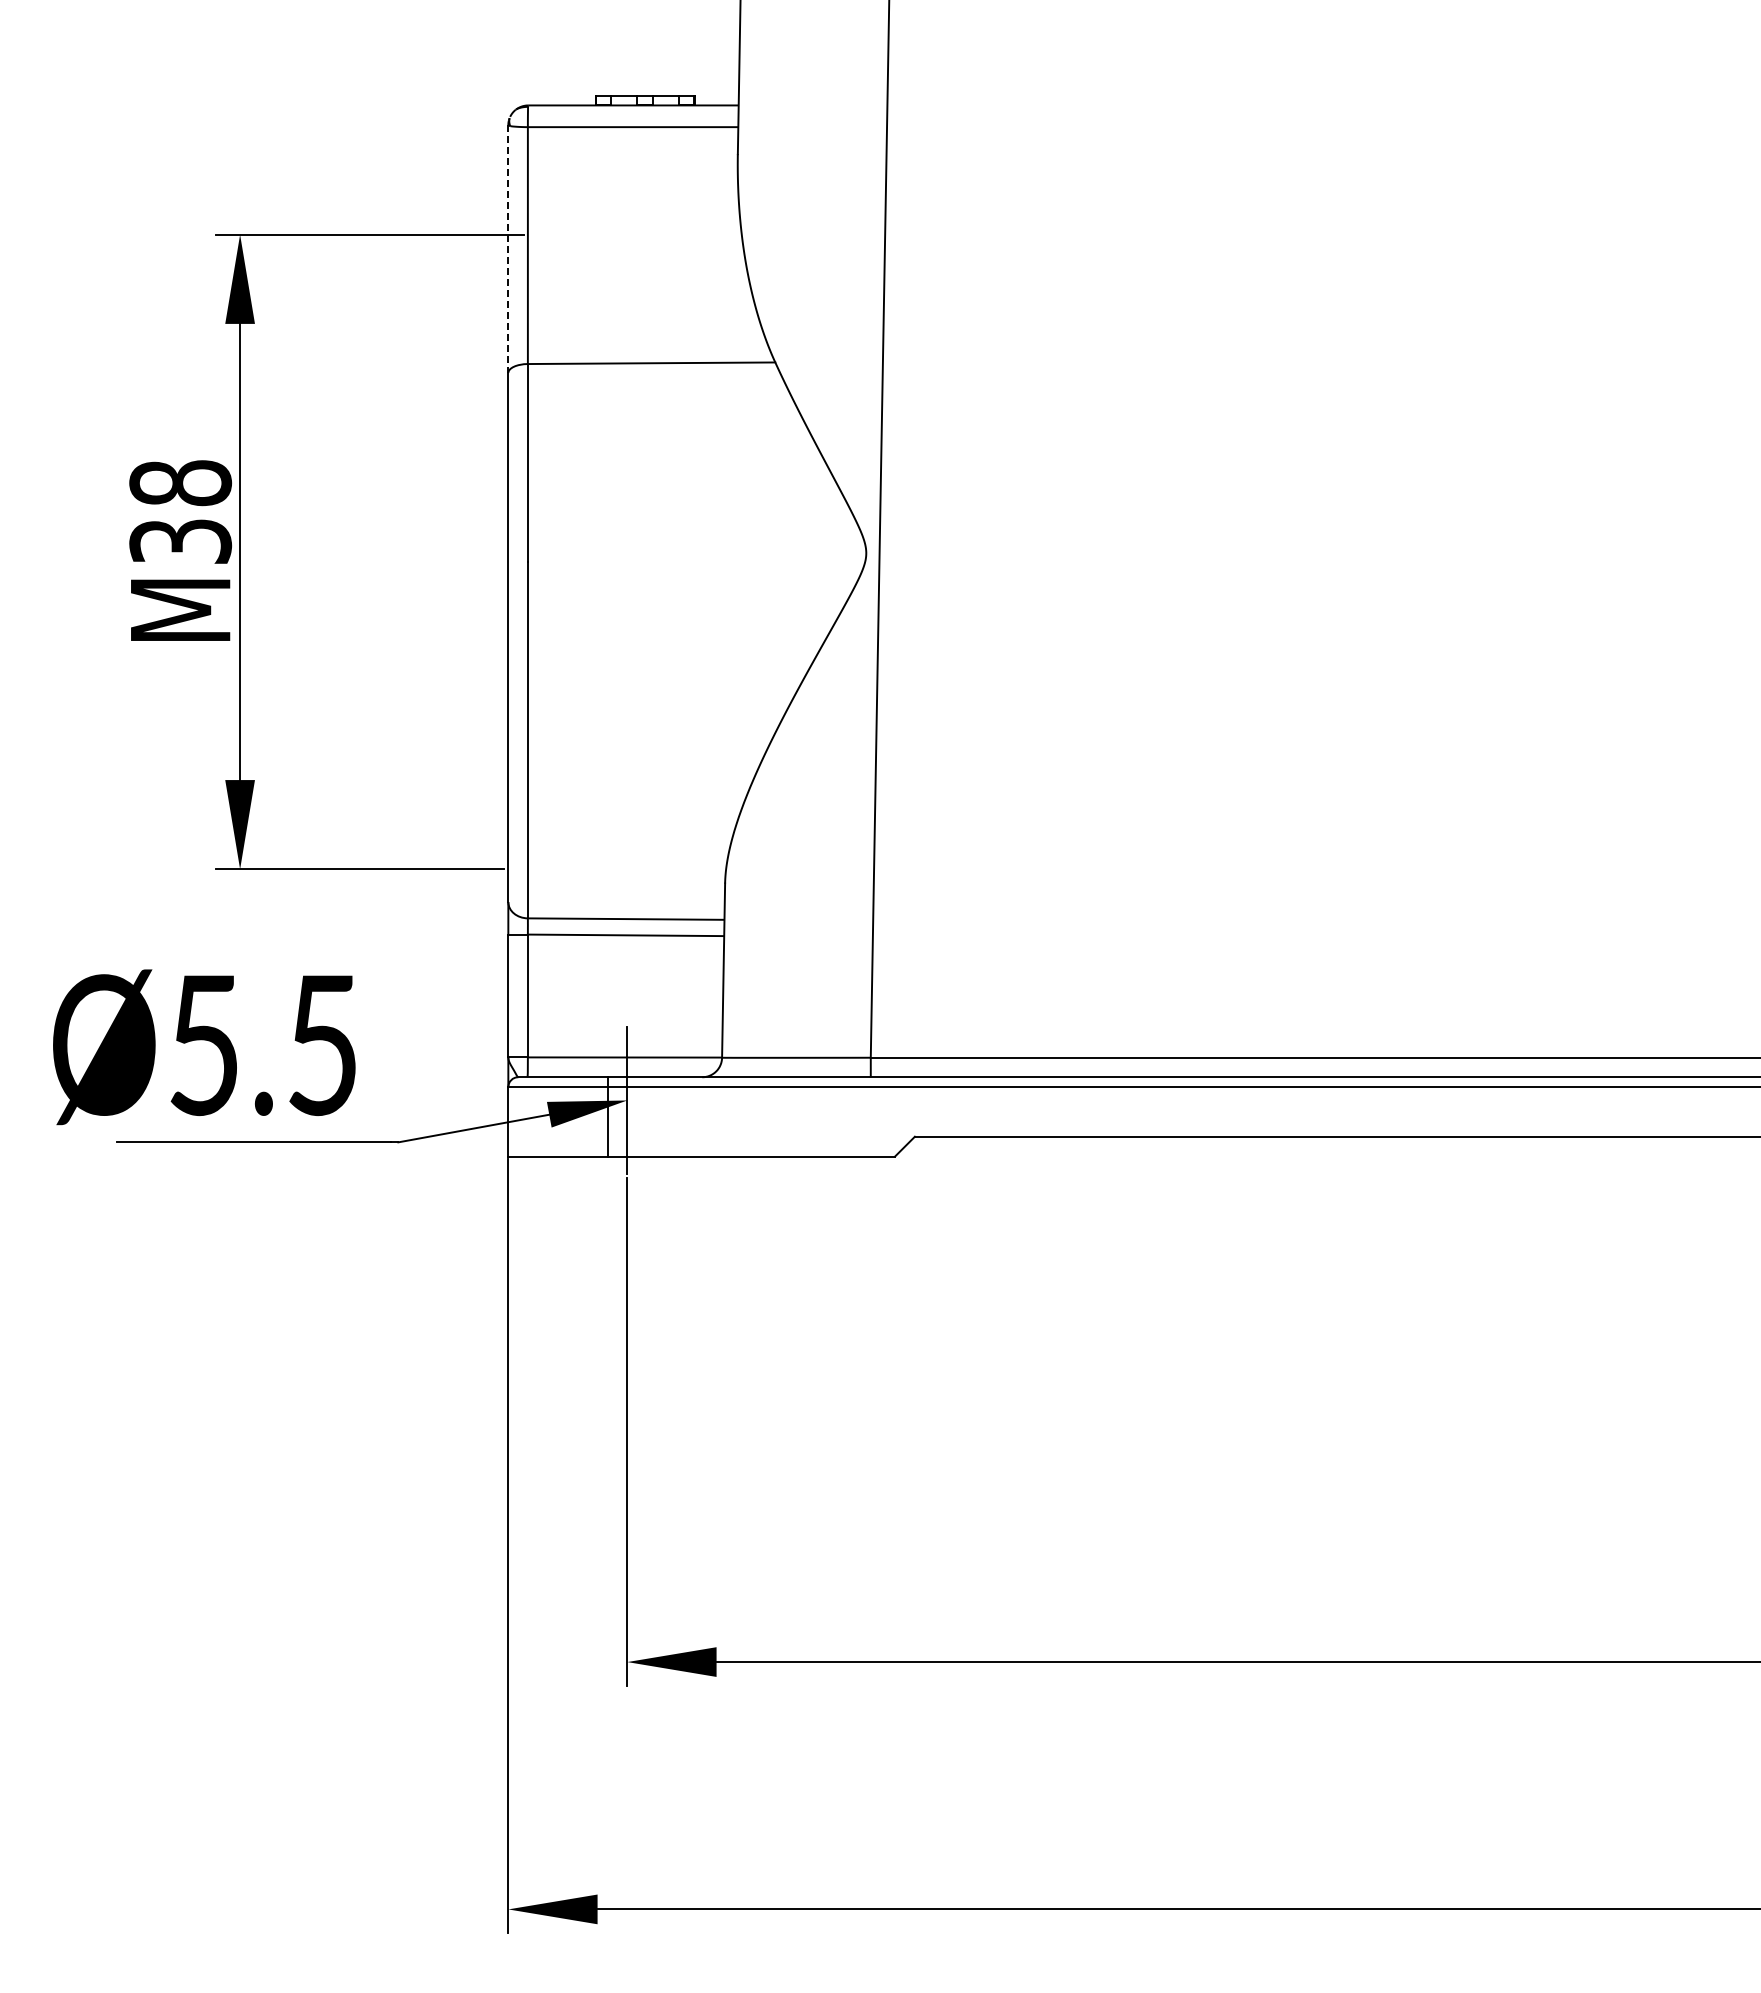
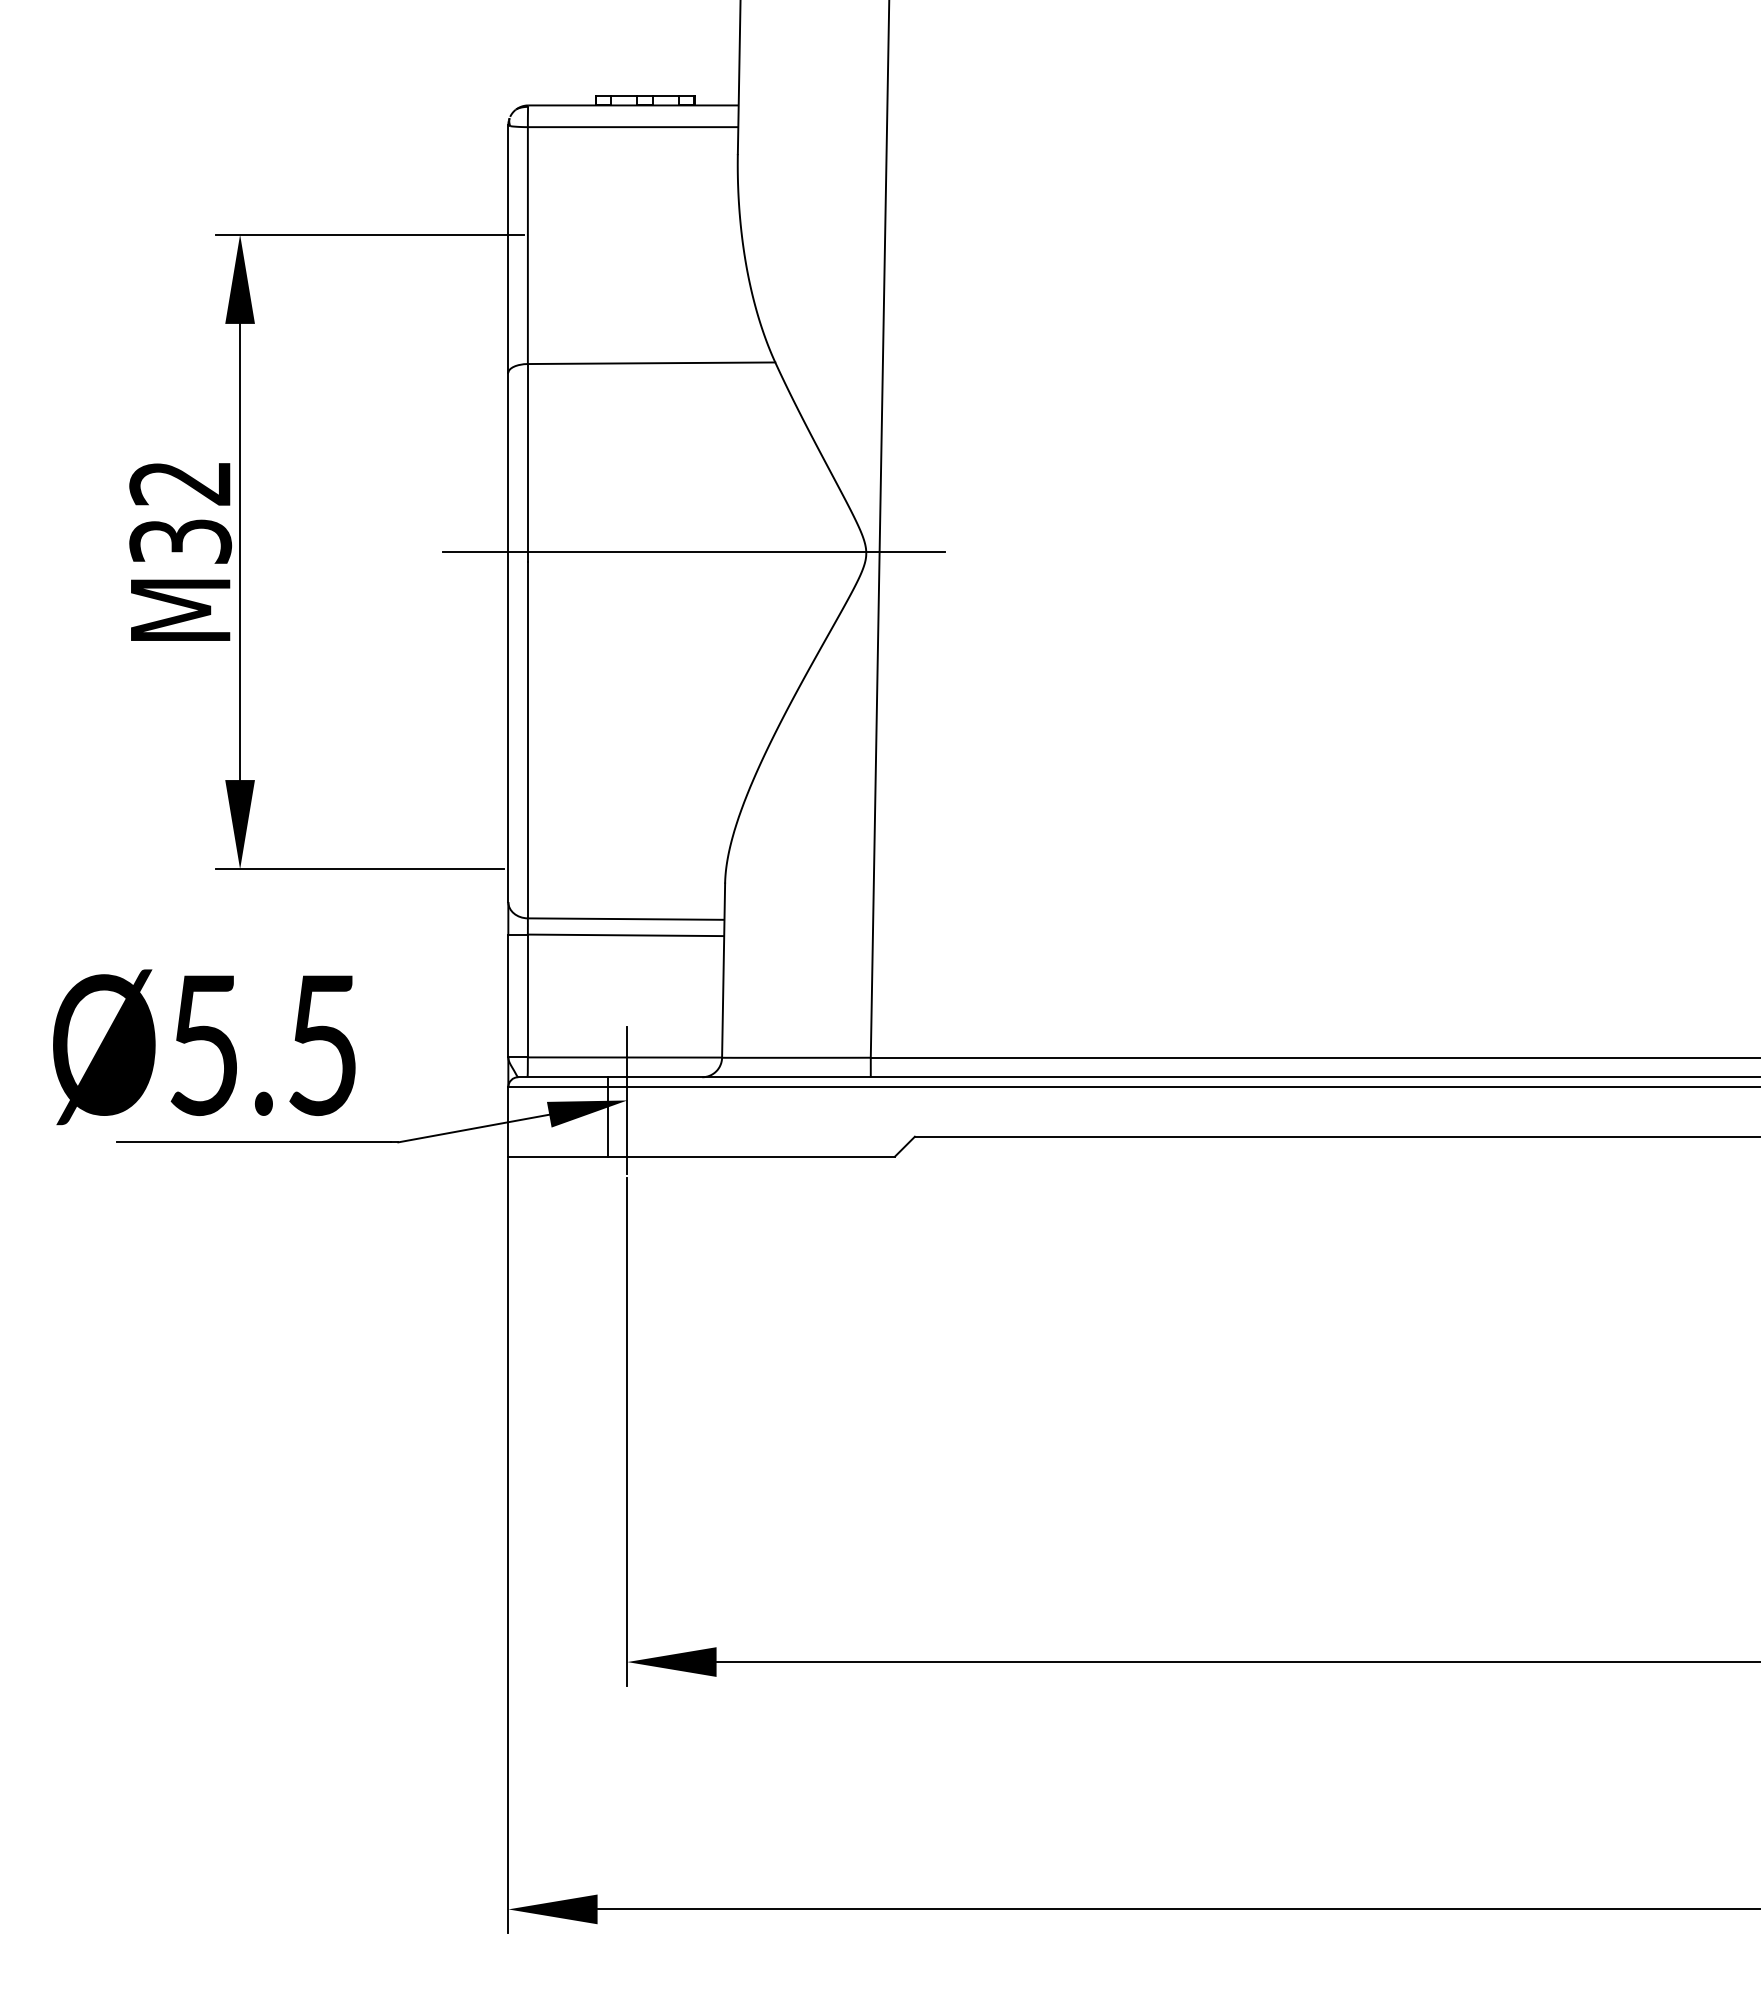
line: dashed -> solid (508, 249)
text: M38 -> M32 (180, 483)
line: none -> present (693, 551)
